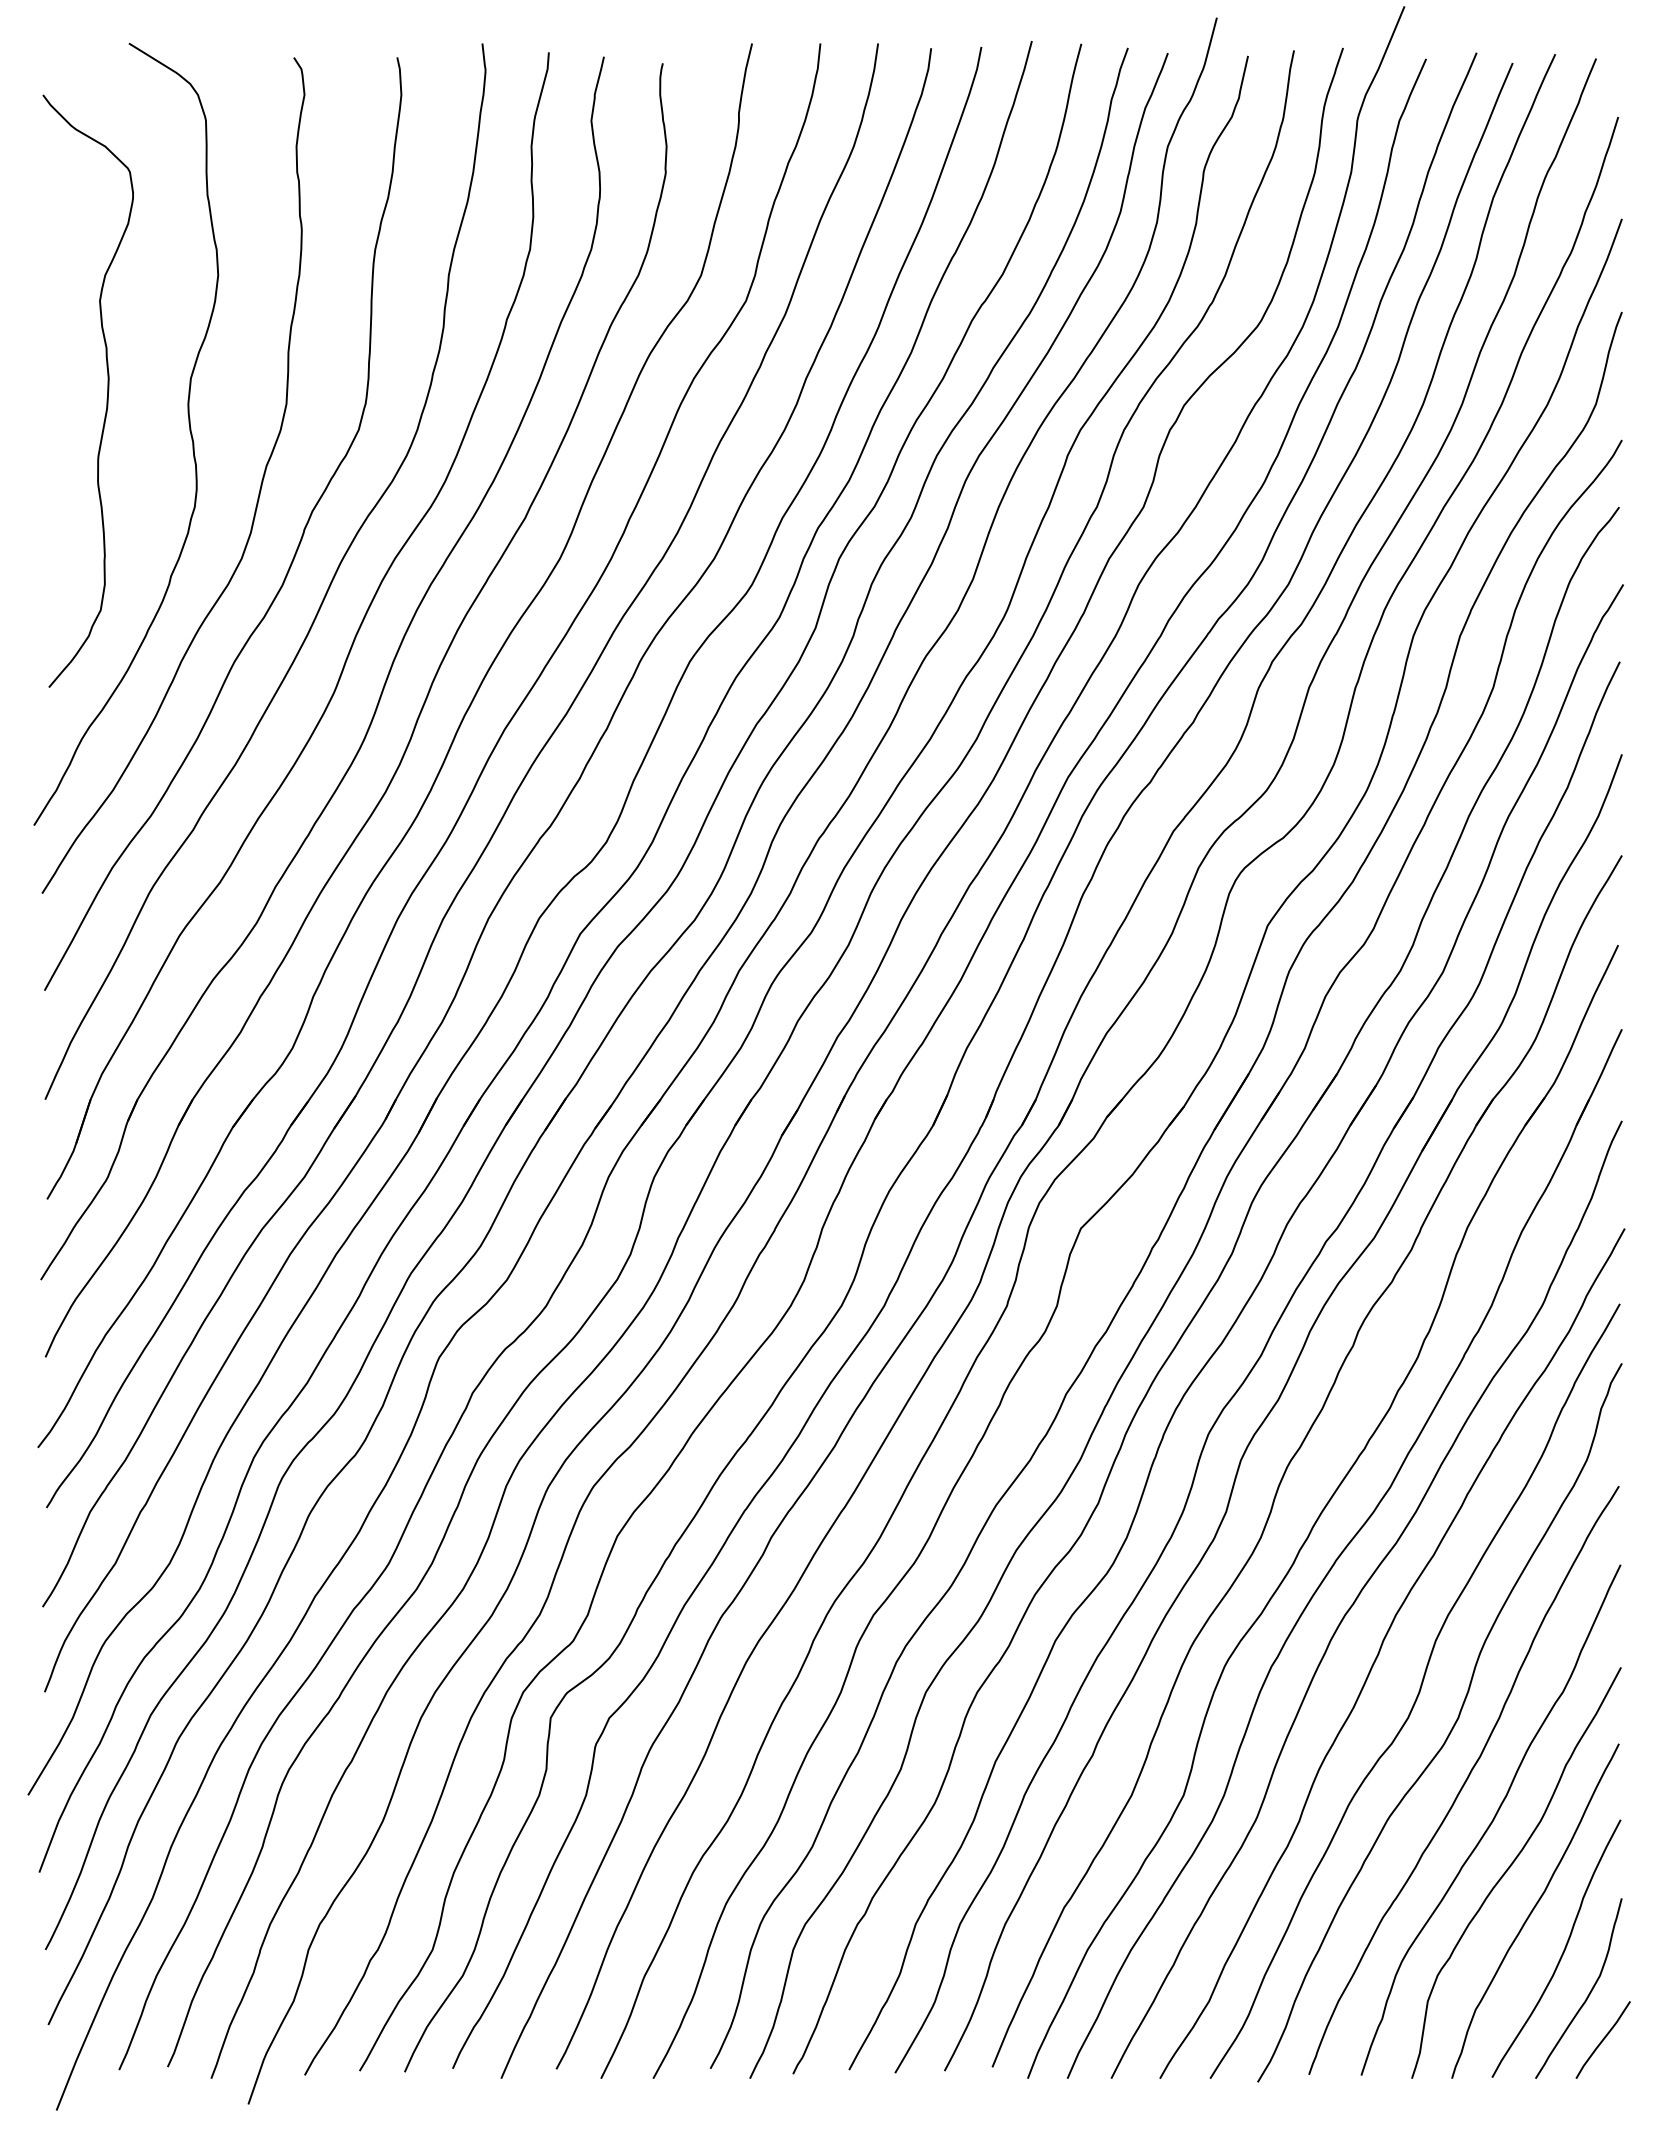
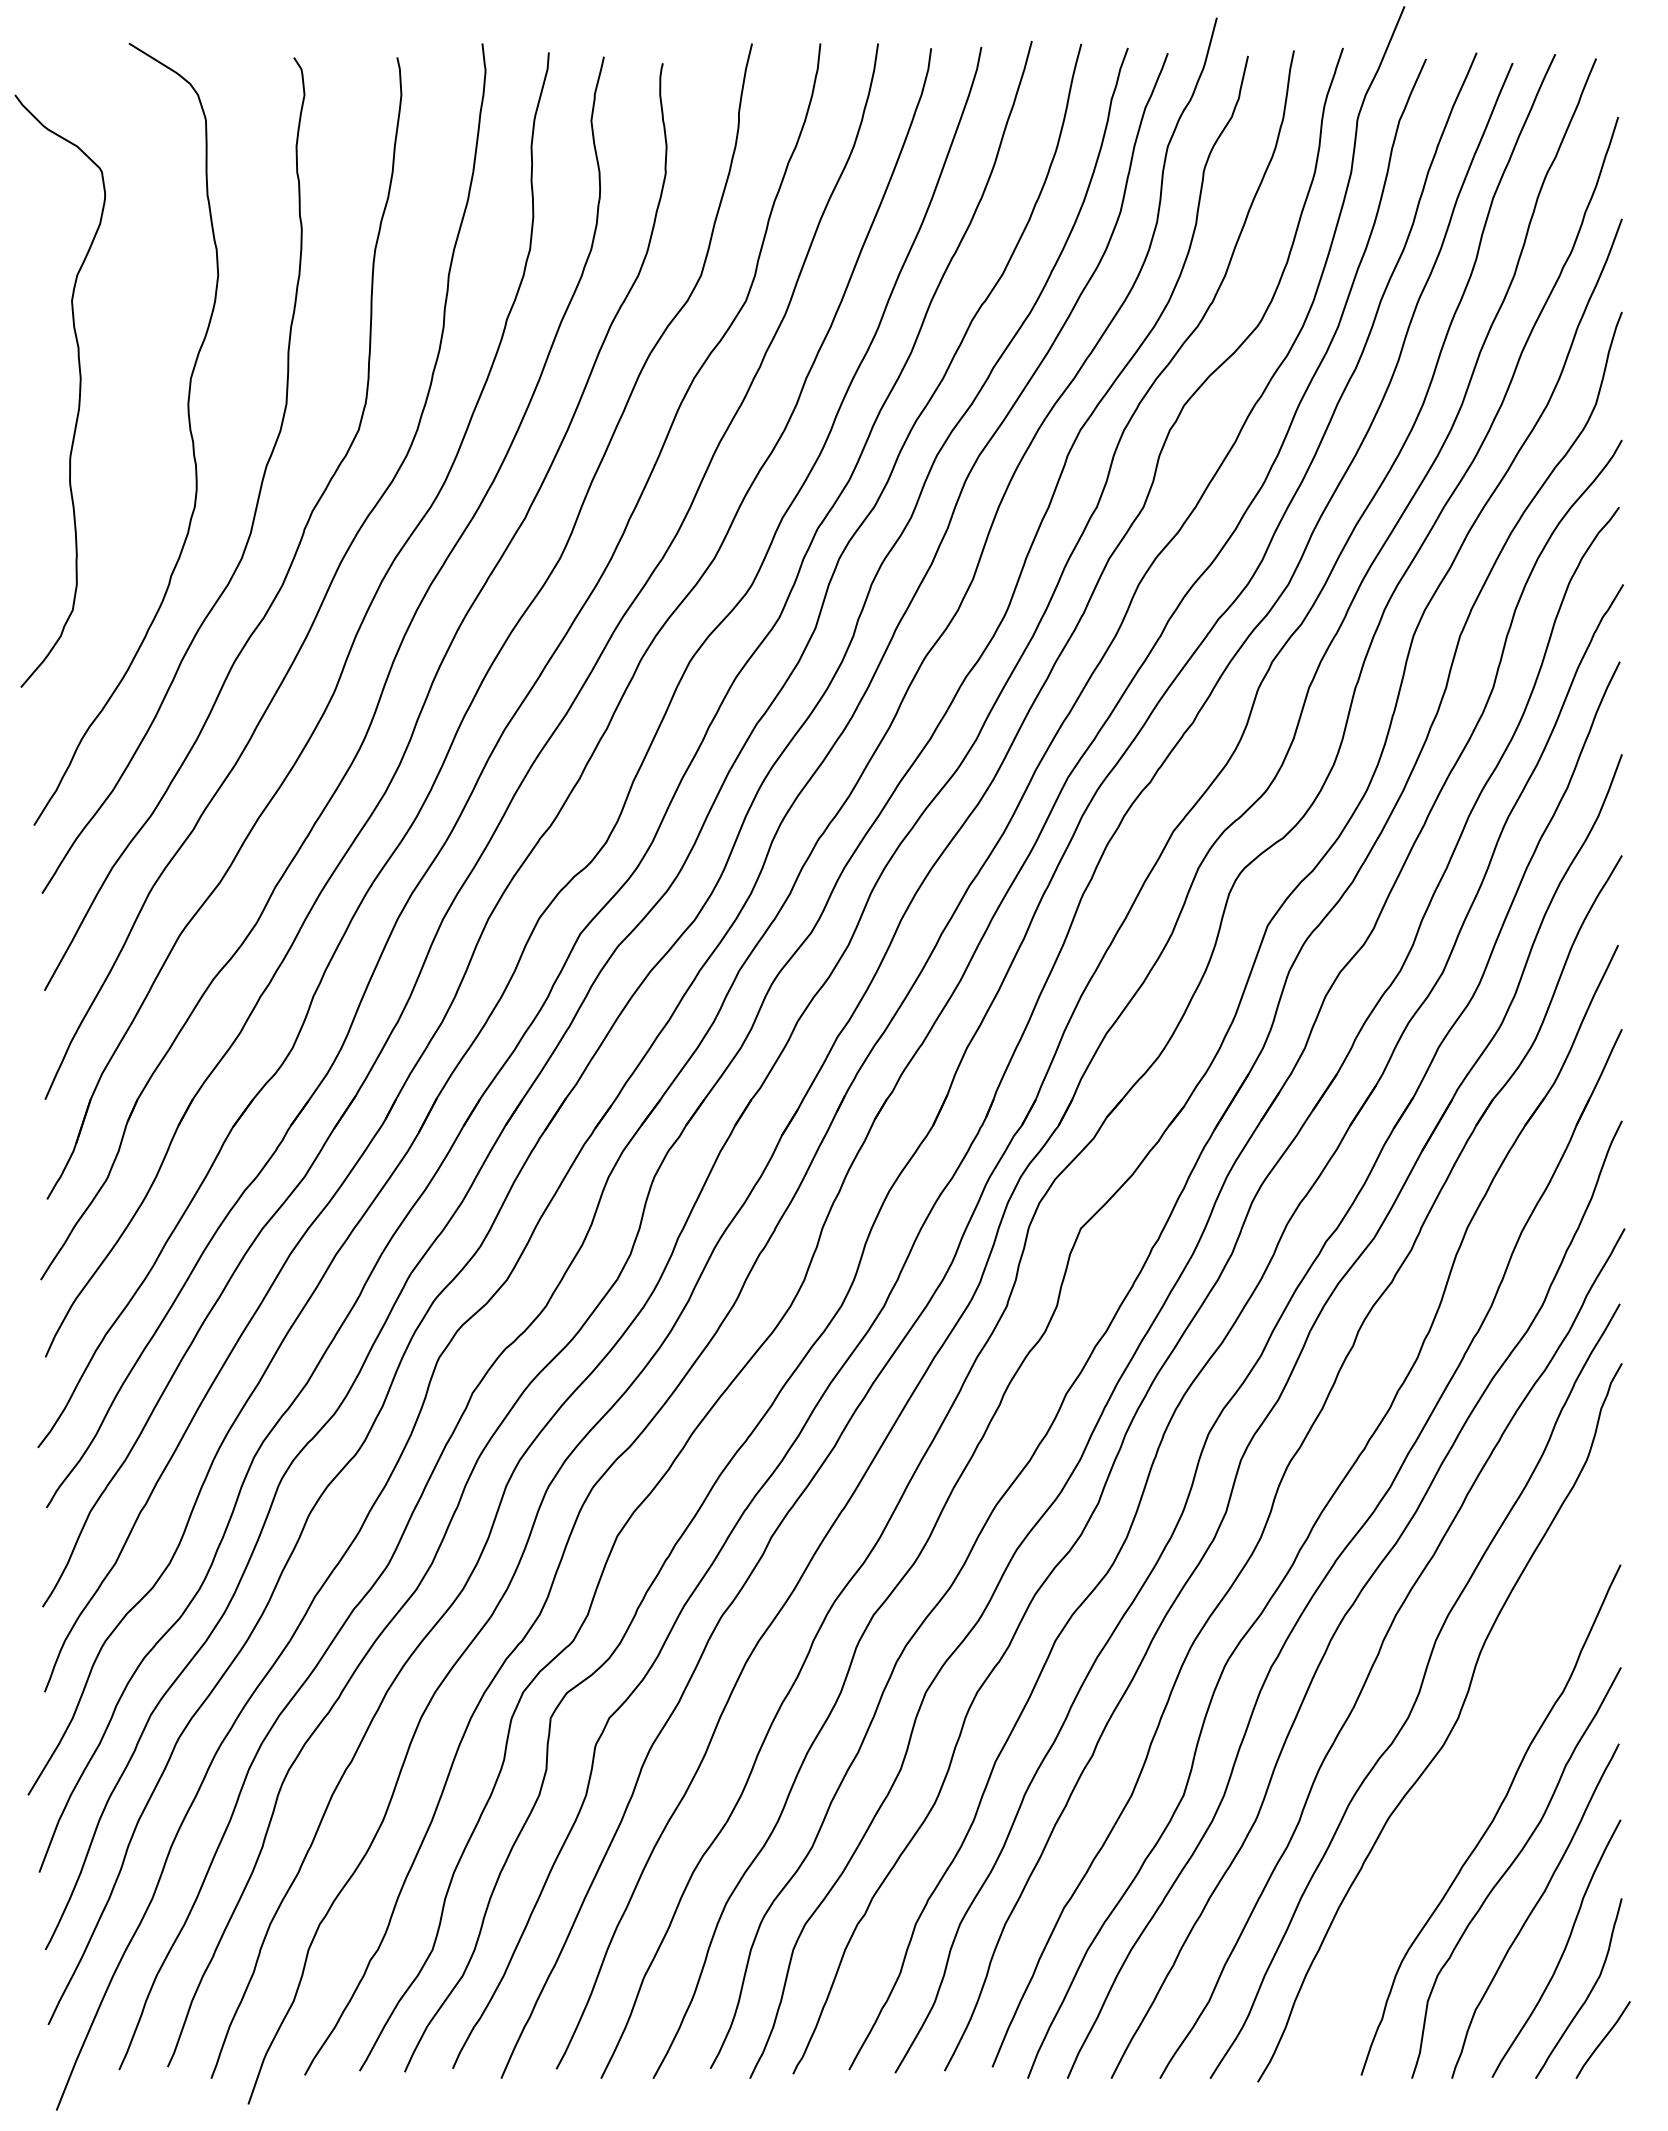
curve position: (107, 390) -> (79, 390) (79, 390)
curve: present -> none (1465, 1779)
